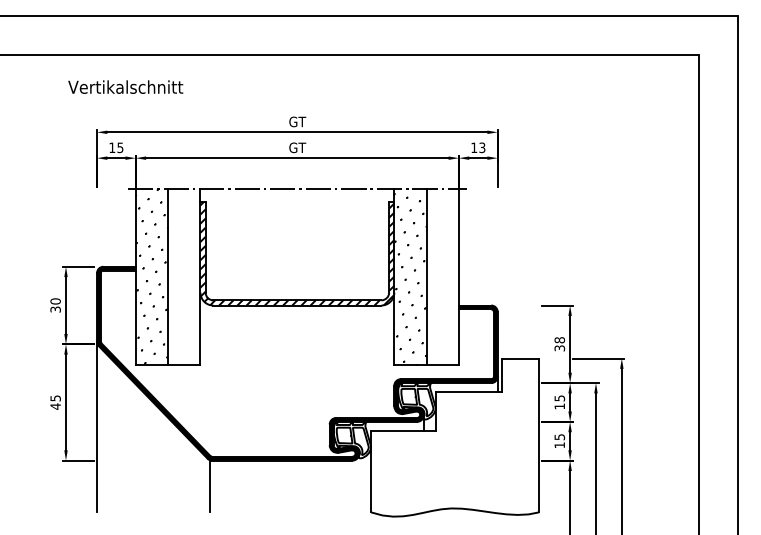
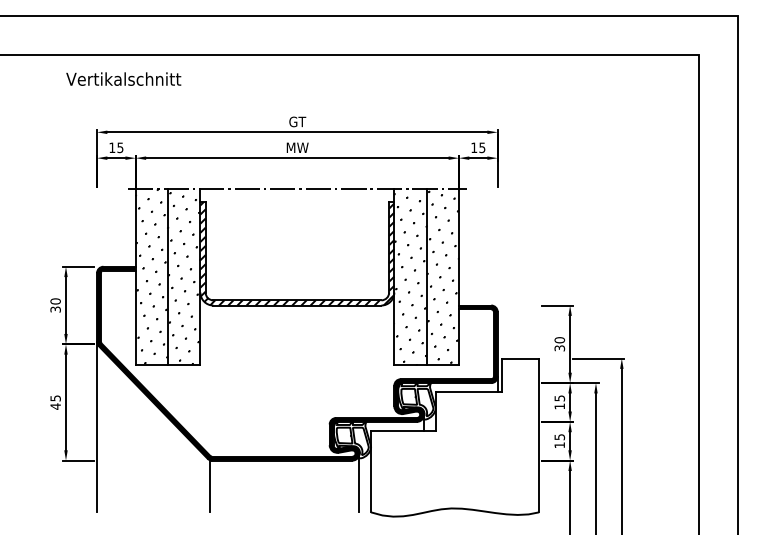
text position: (125, 86) -> (123, 78) (123, 78)
text: GT -> MW (297, 147)
text: 13 -> 15 (482, 147)
hatch: none -> present (442, 277)
hatch: none -> present (184, 278)
text: 38 -> 30 (559, 340)
line: none -> present (359, 482)
